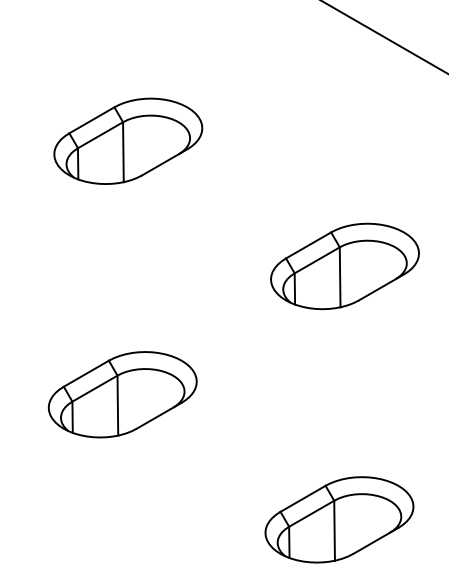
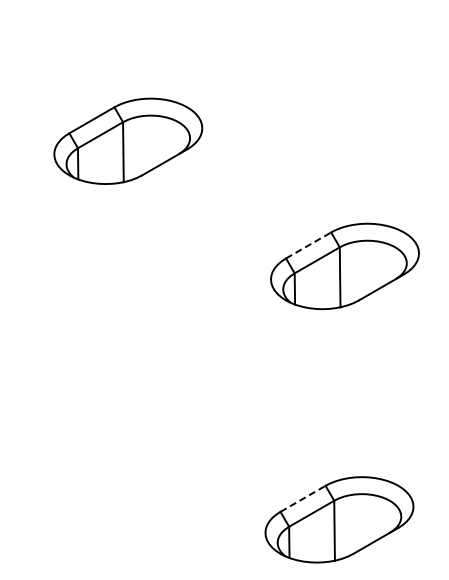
line: present -> none (384, 37)
line: solid -> dashed (309, 245)
part: present -> none (122, 394)
line: solid -> dashed (303, 498)
